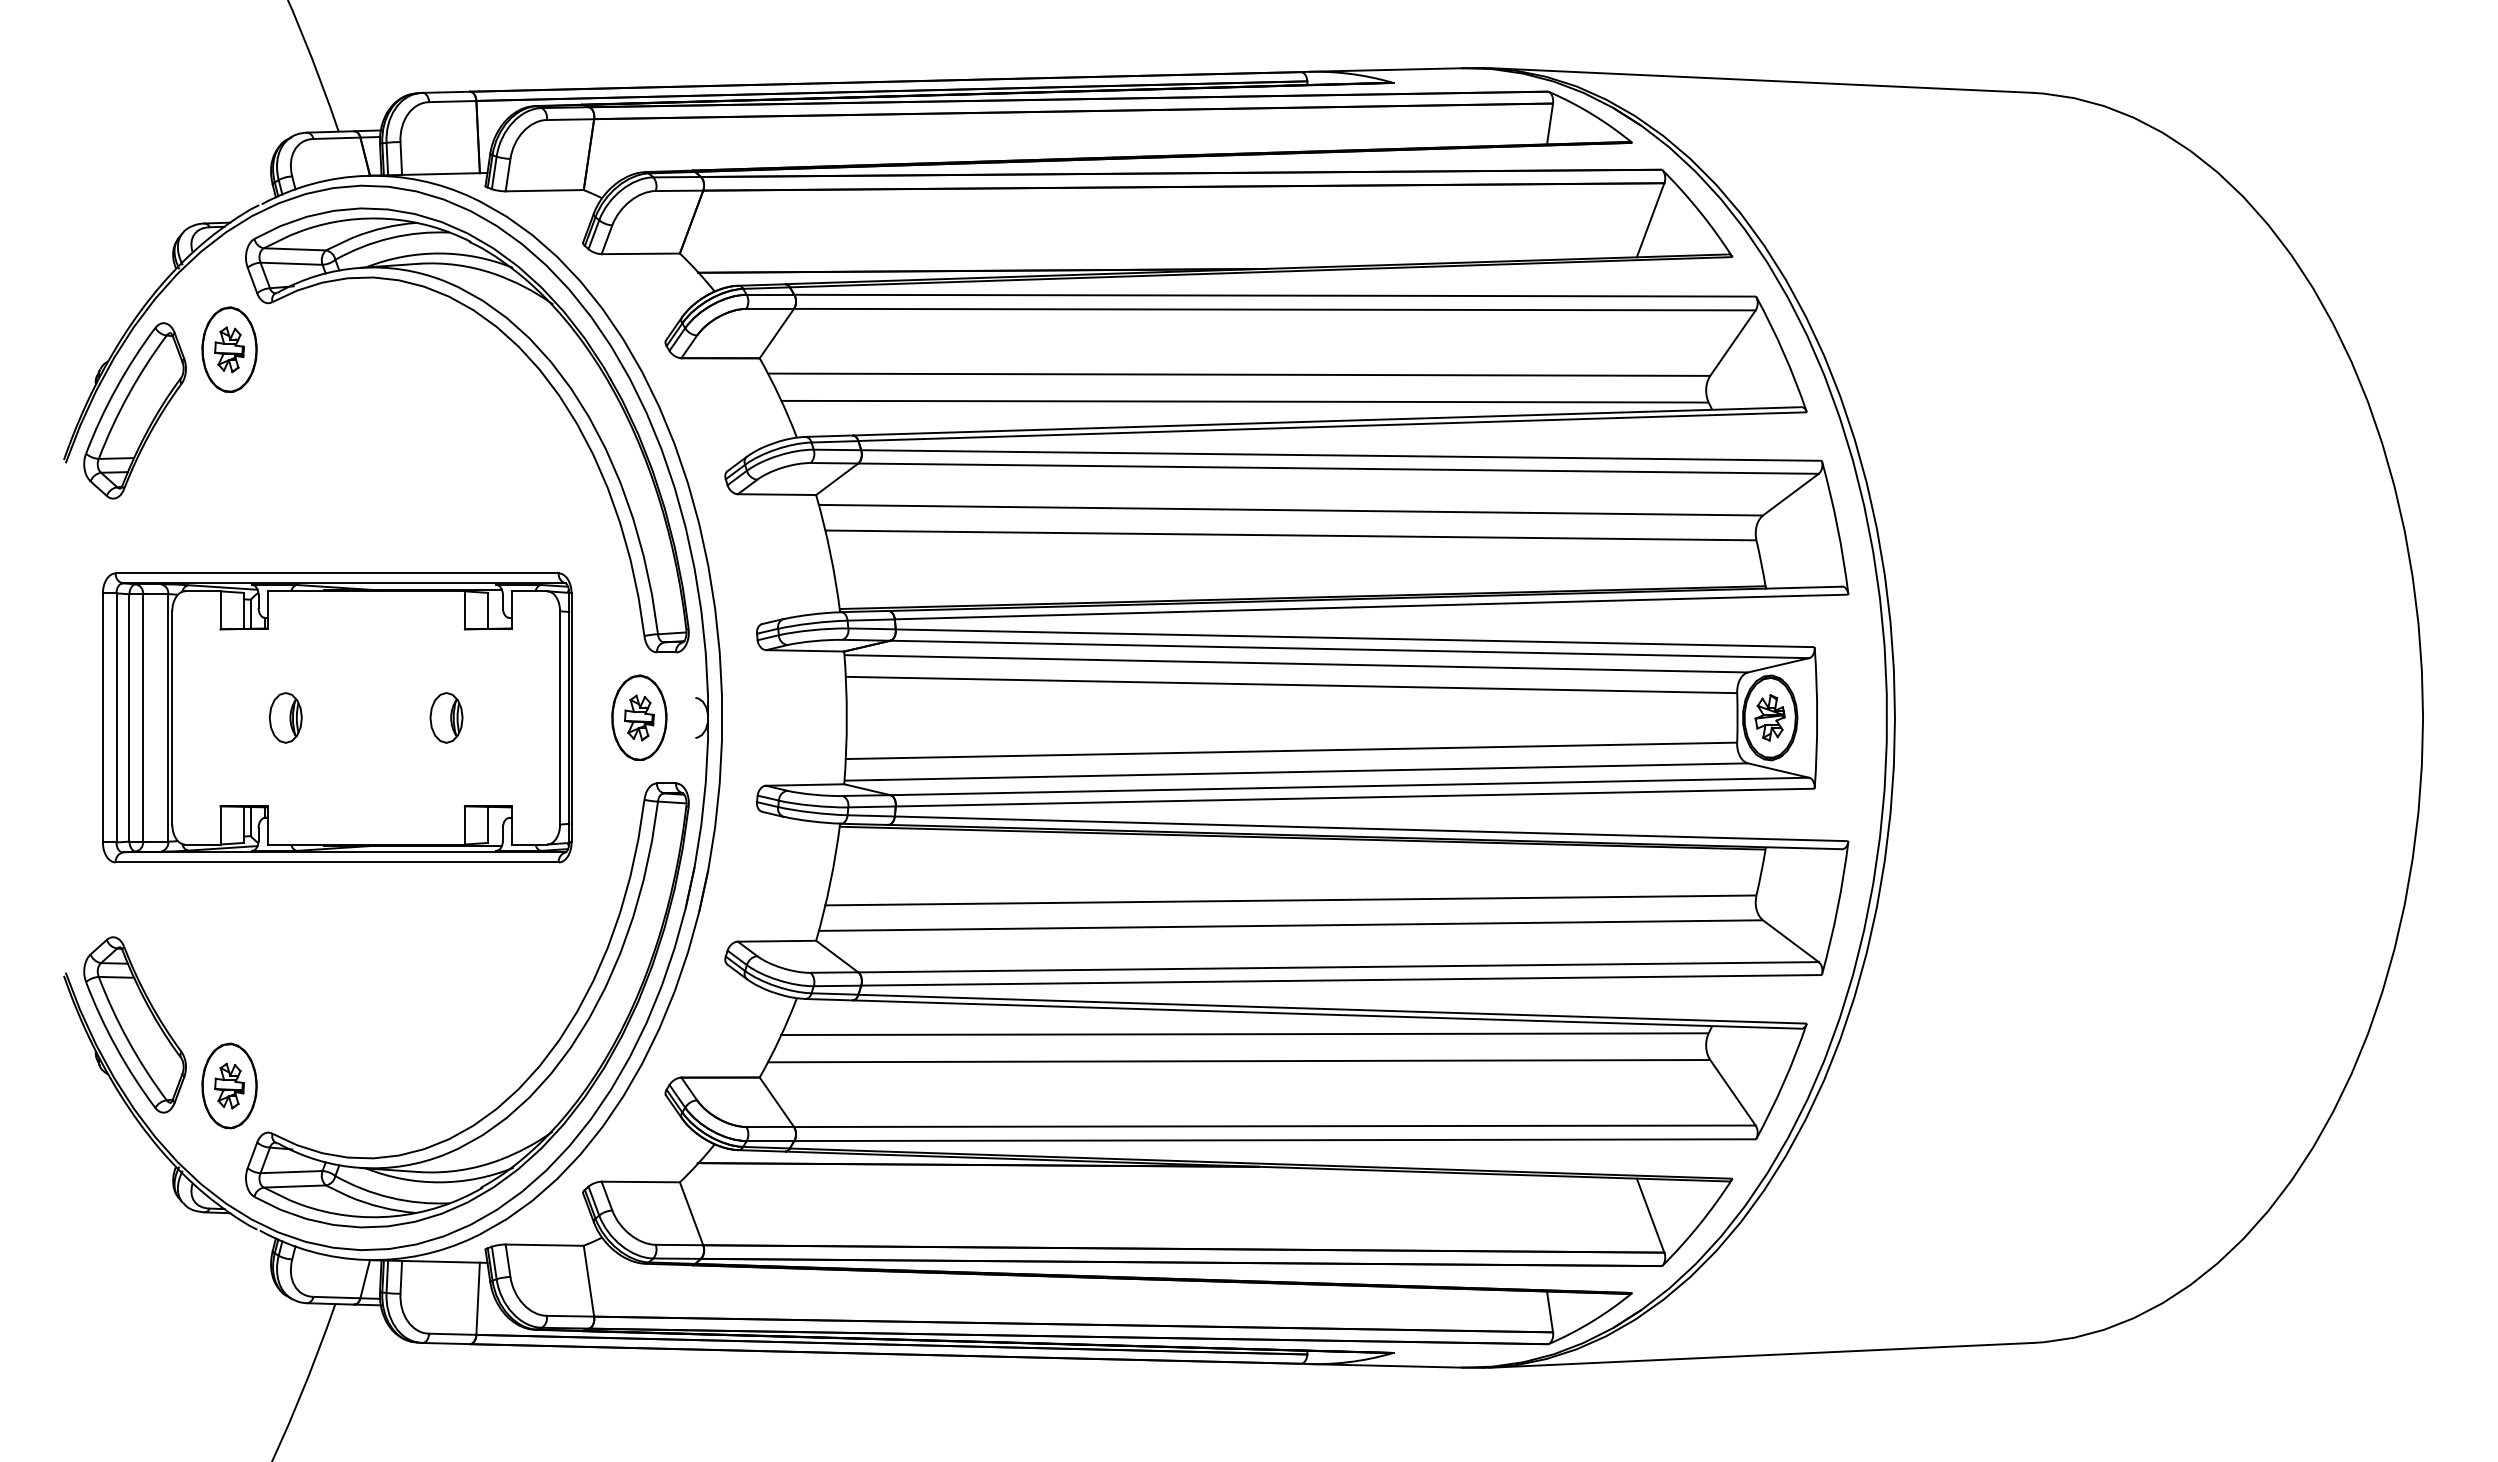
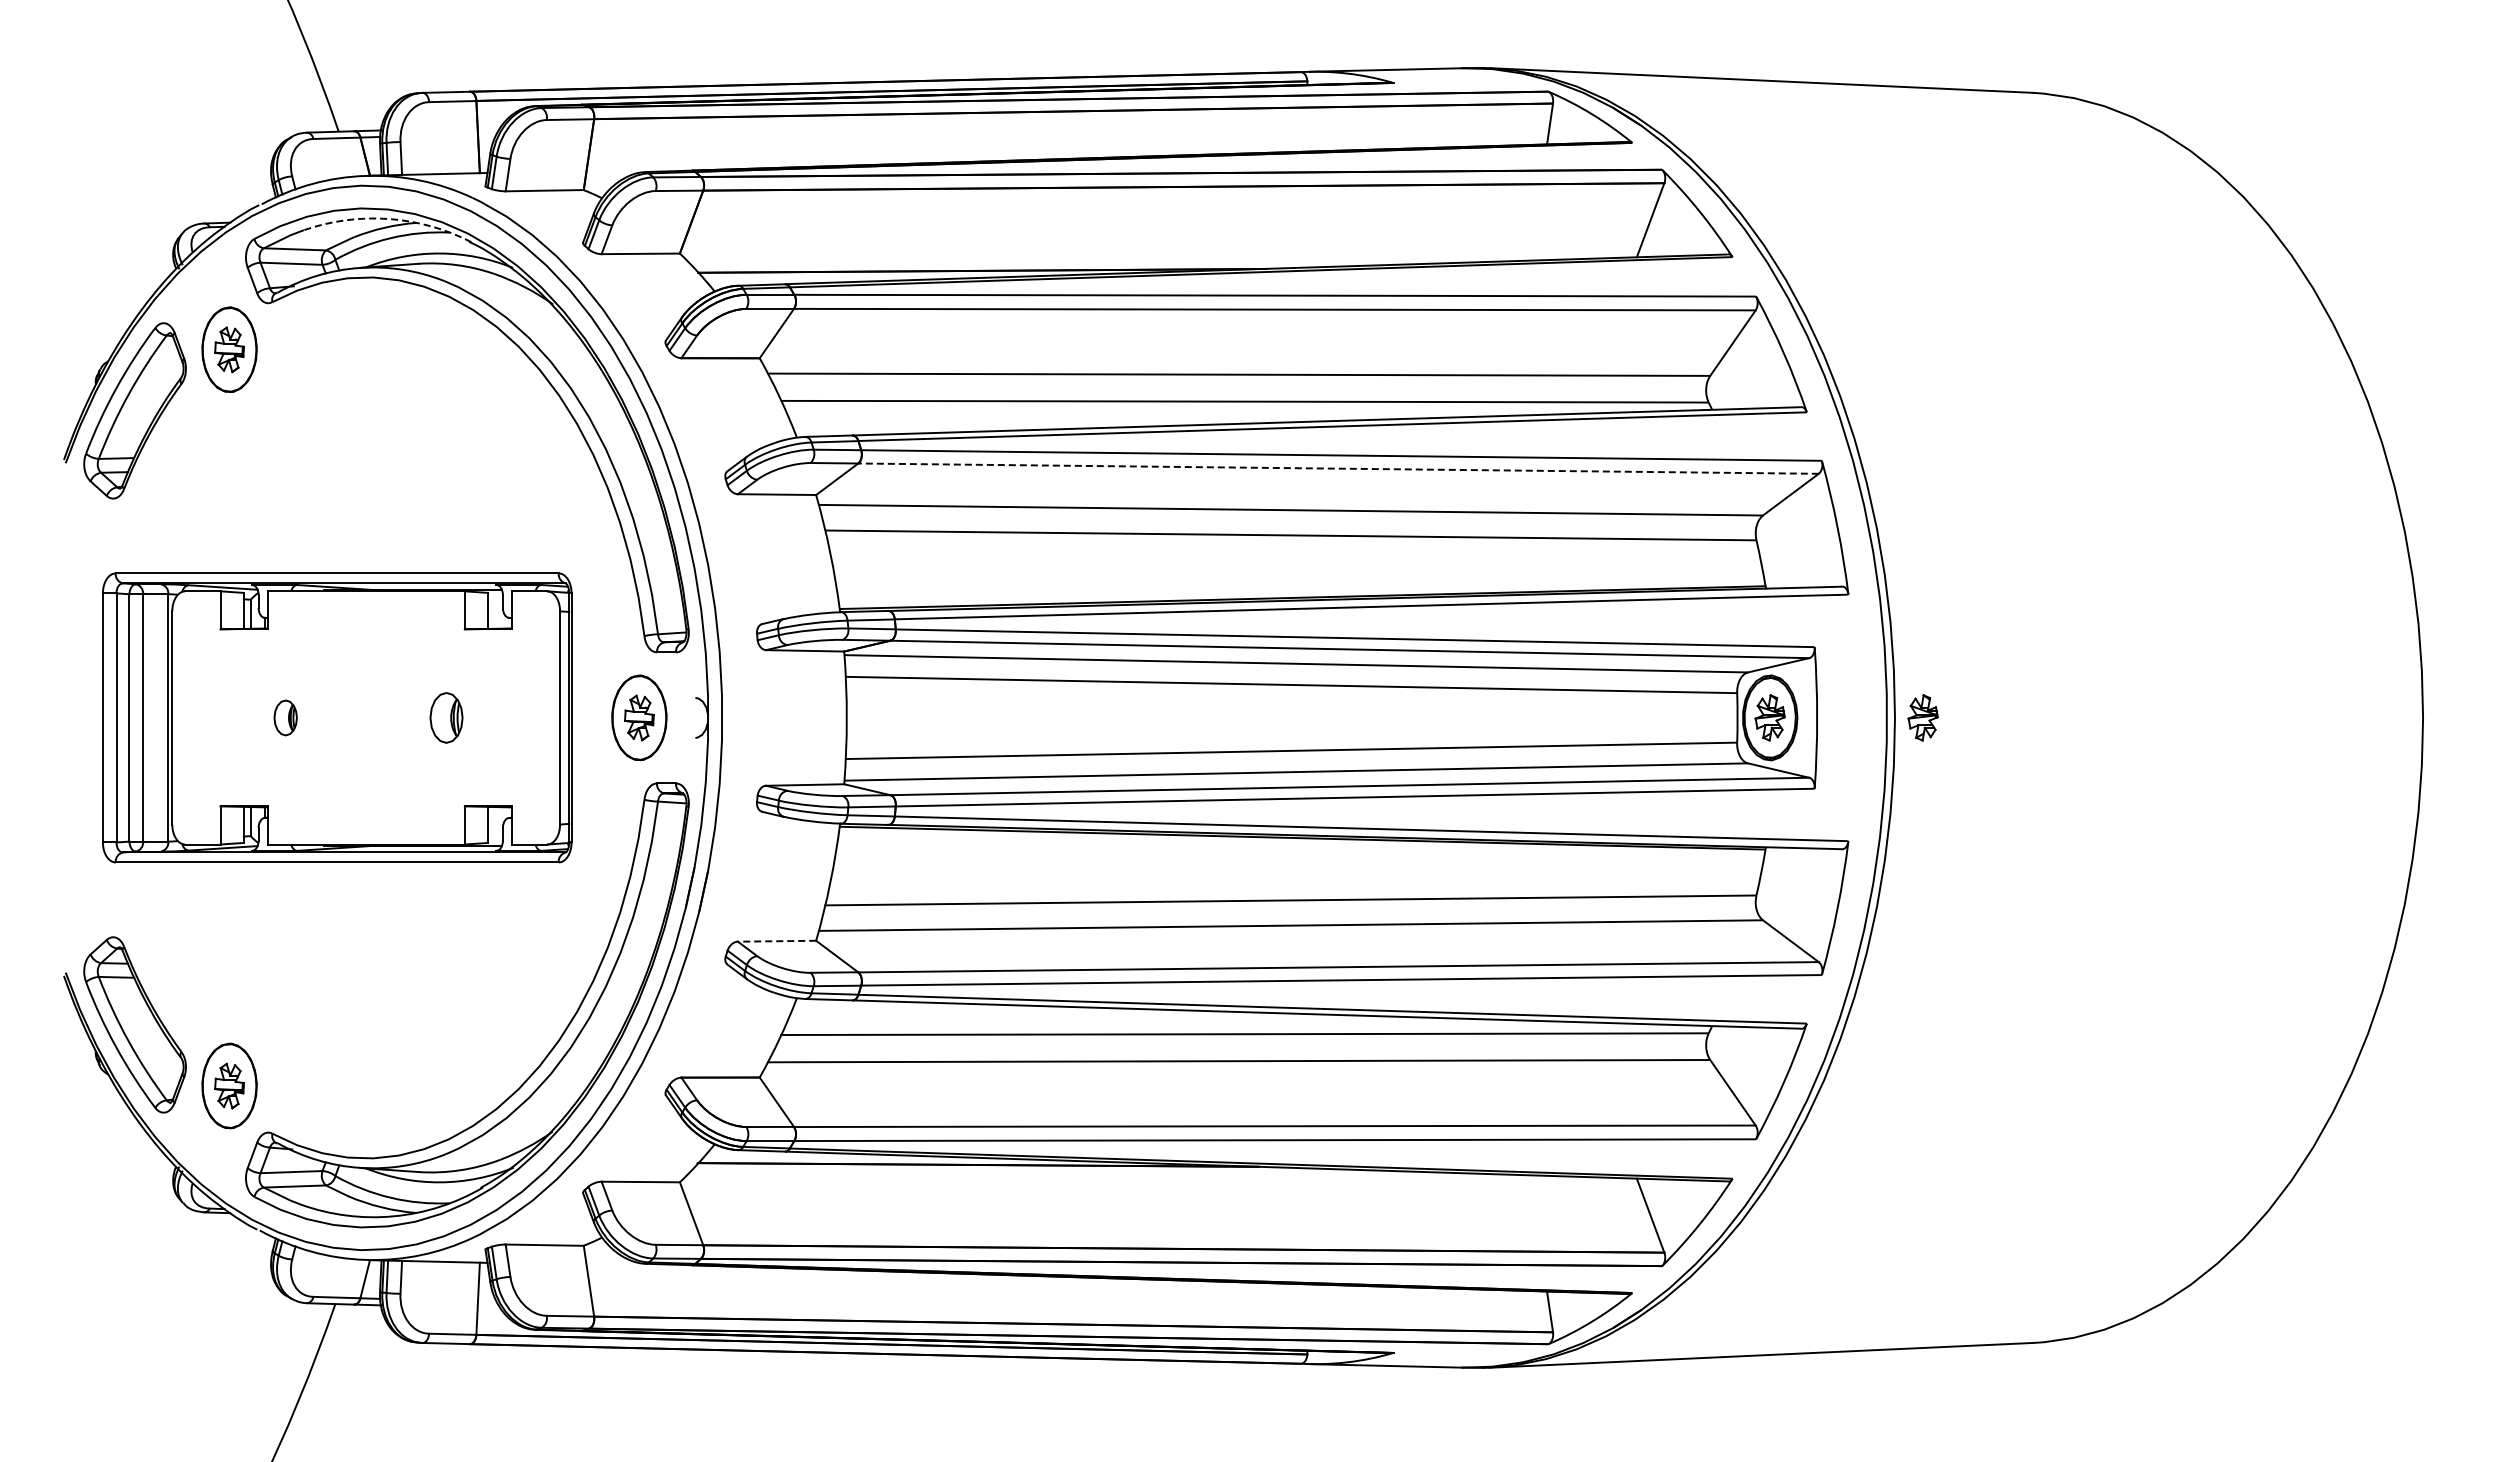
arc: solid -> dashed (388, 219)
line: solid -> dashed (1338, 468)
part size: 35x52 px -> 25x38 px (285, 717)
part: none -> present (1922, 717)
line: solid -> dashed (776, 941)
